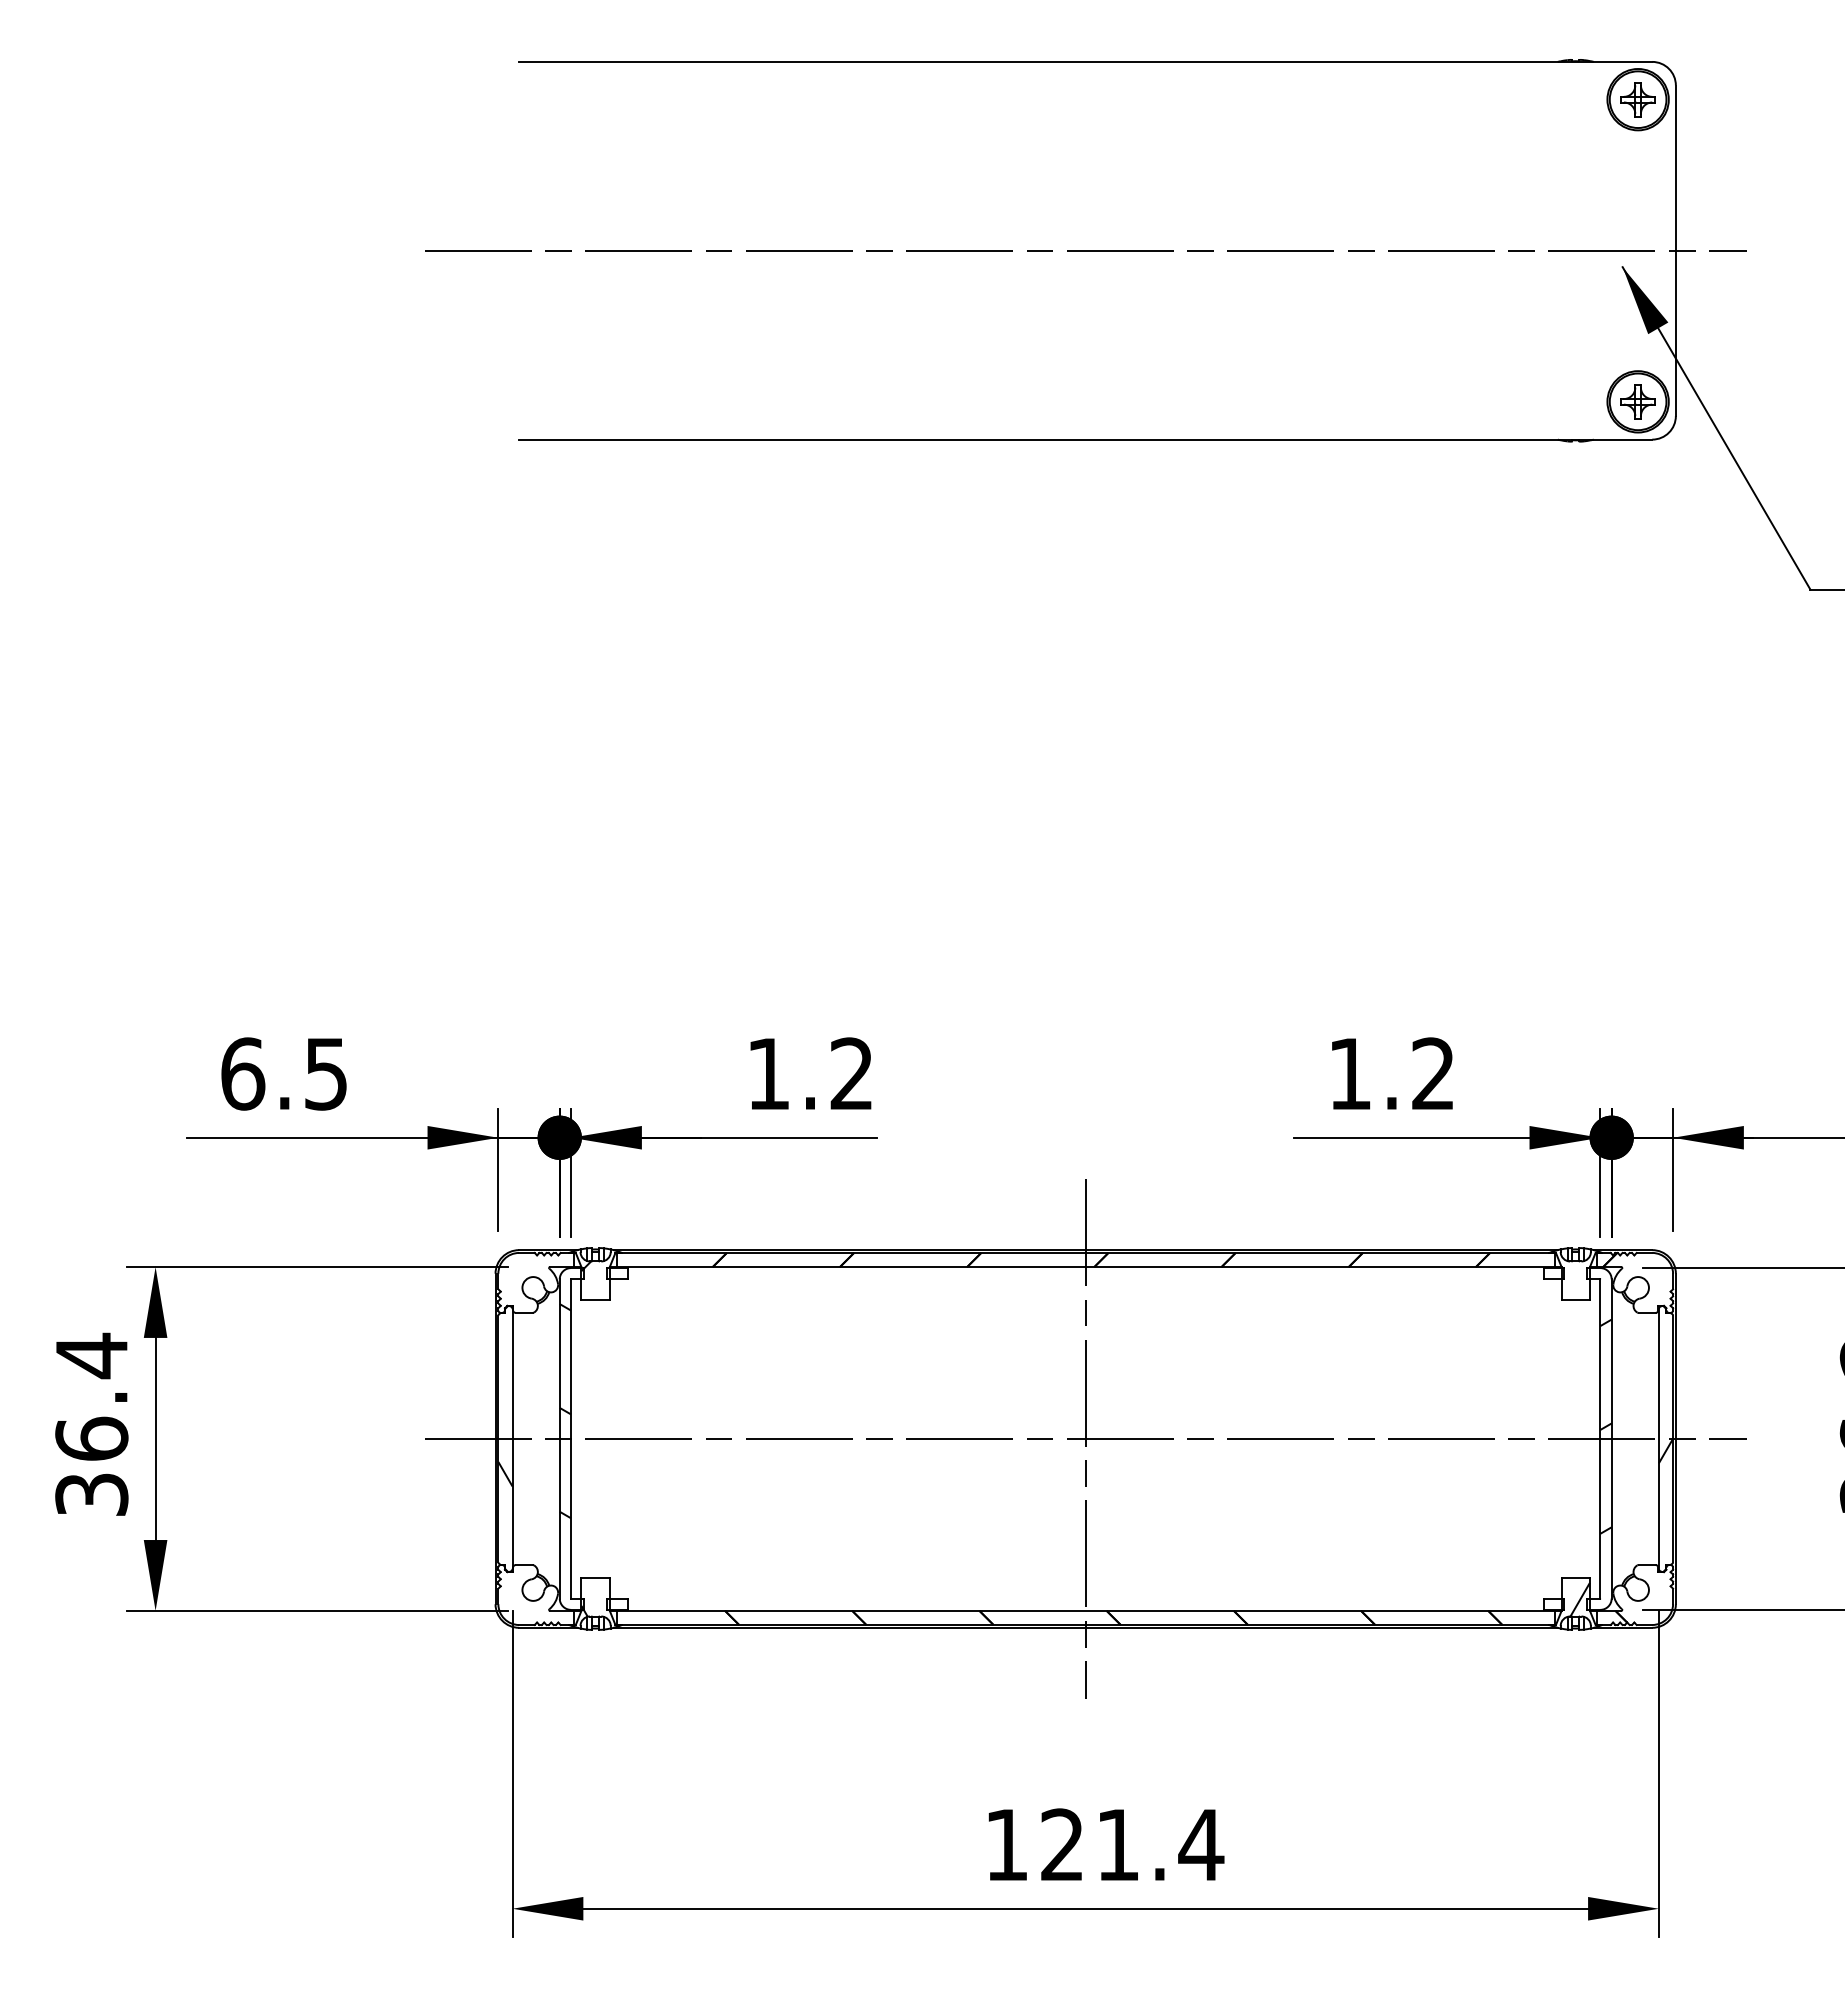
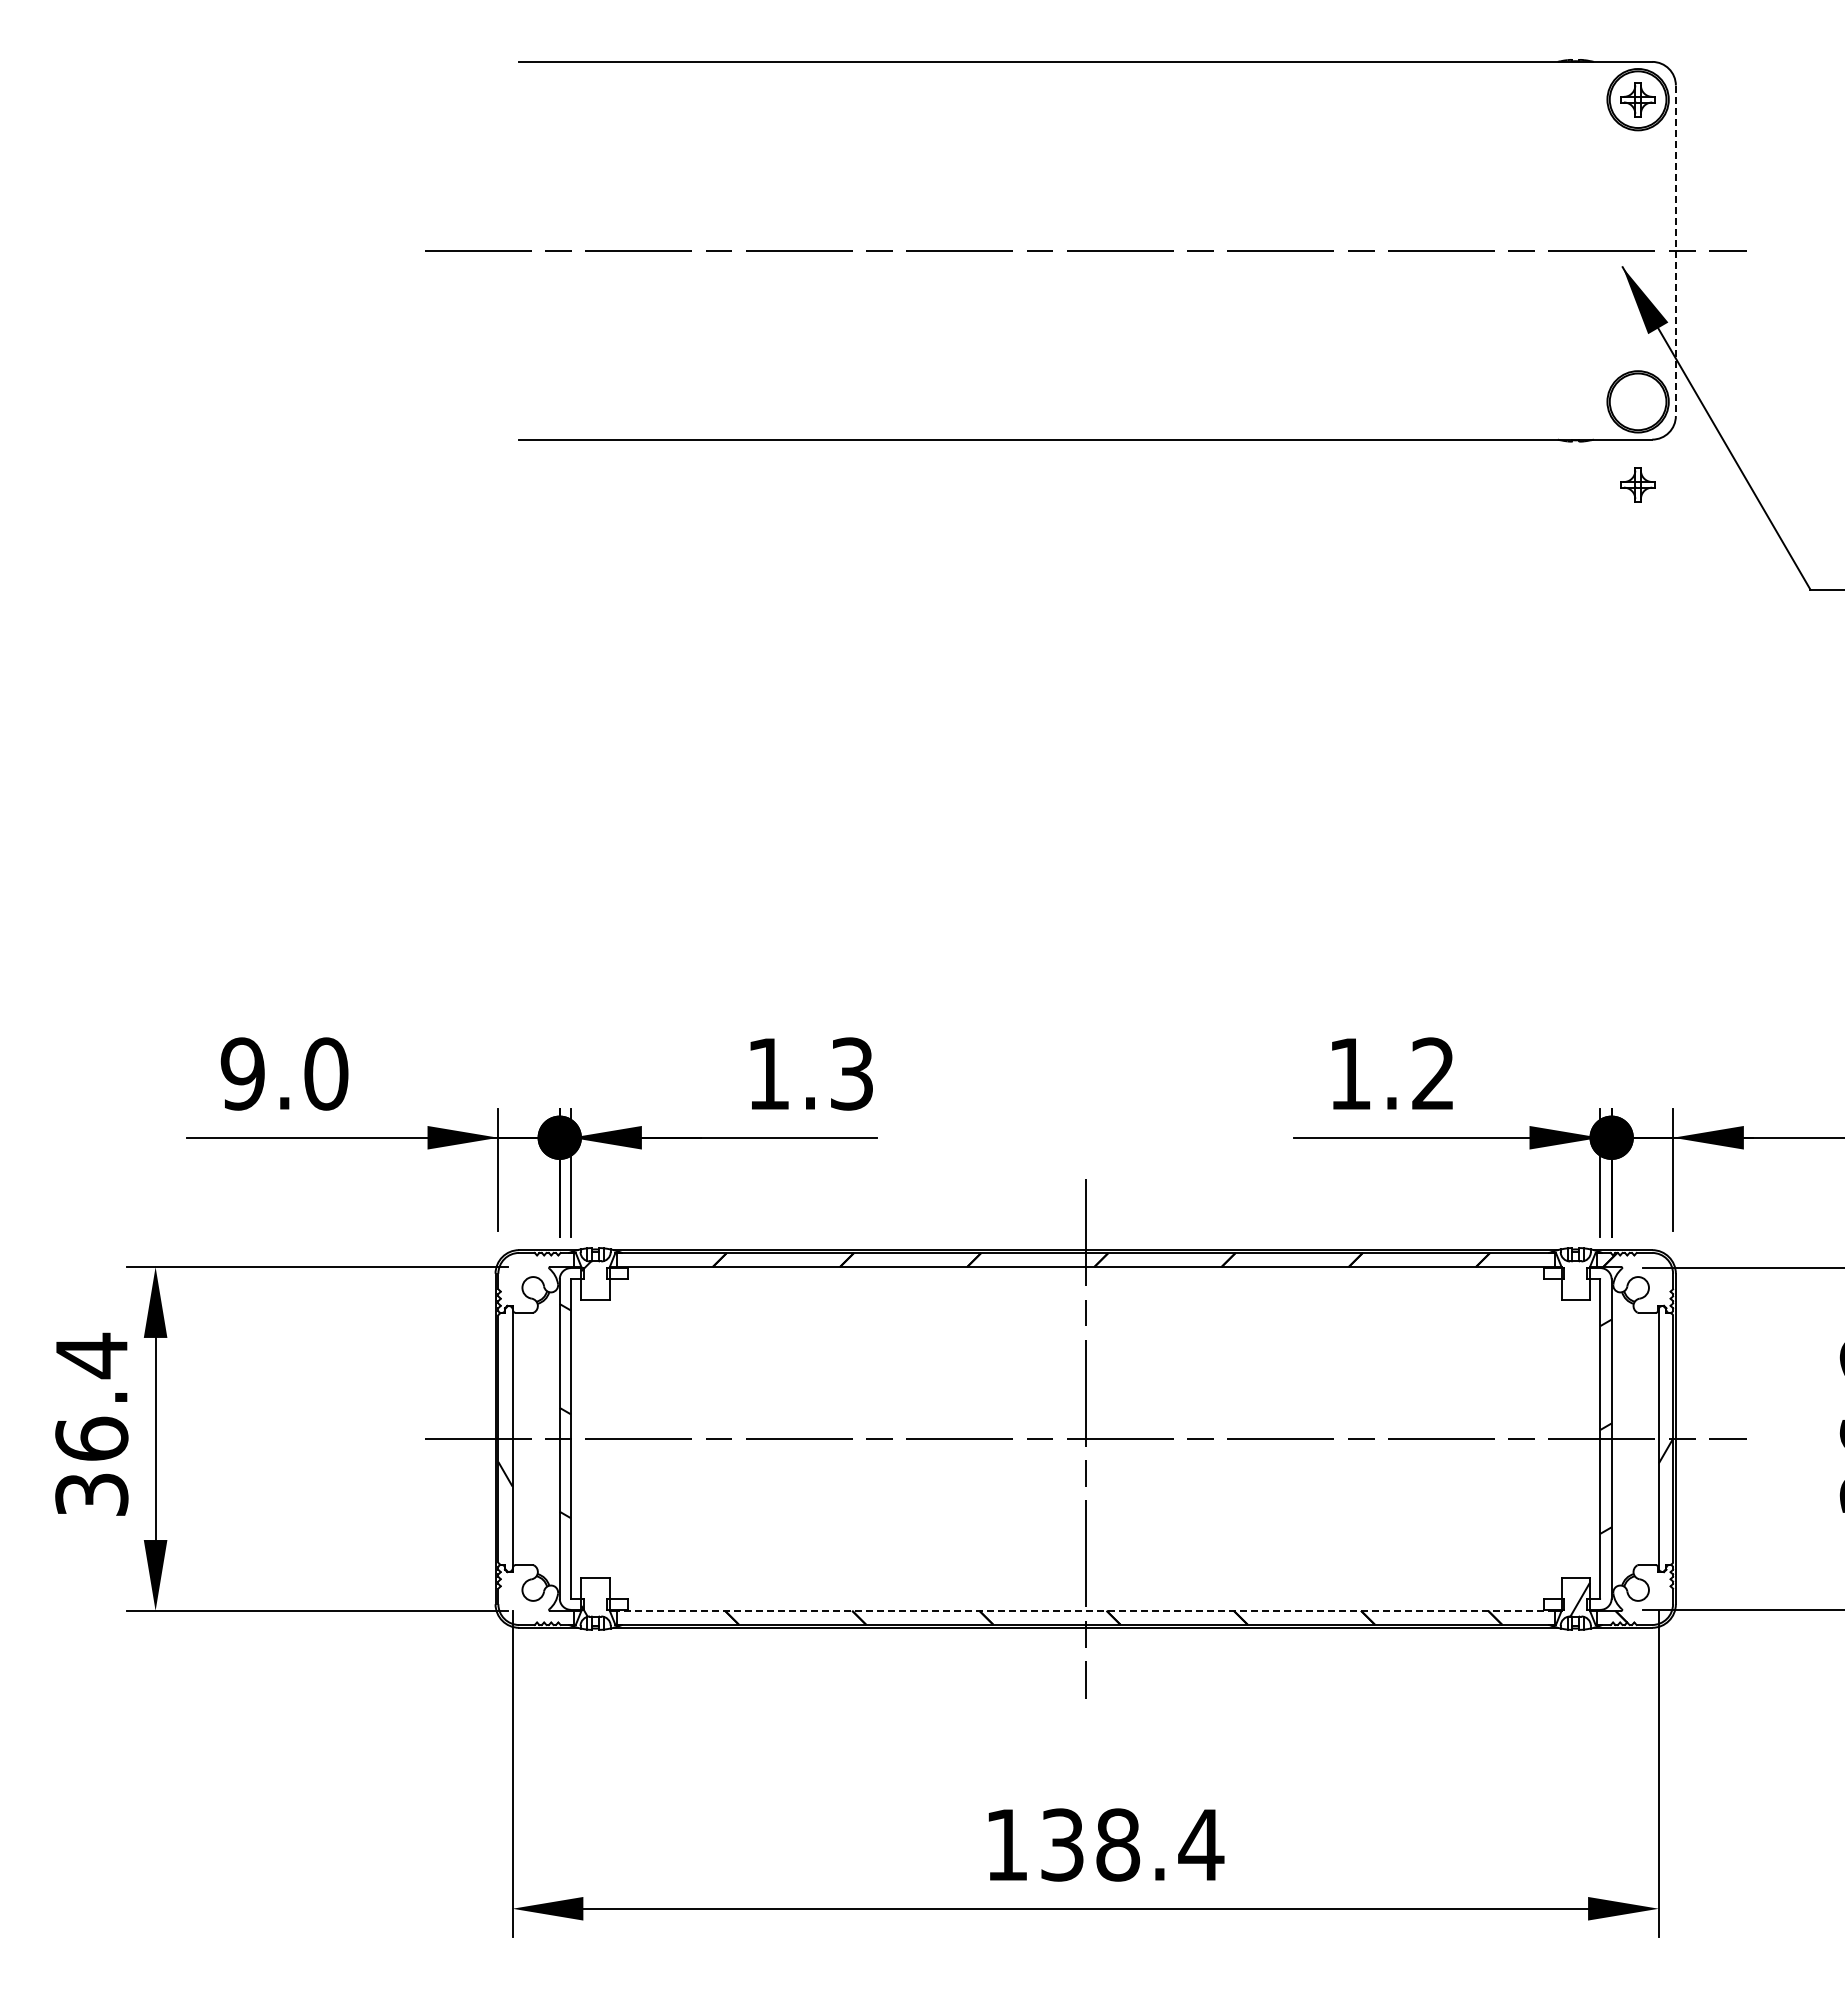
line: solid -> dashed (1675, 251)
part position: (1637, 401) -> (1637, 484) (1637, 484)
text: 6.5 -> 9.0 (284, 1073)
text: 1.2 -> 1.3 (851, 1073)
line: solid -> dashed (1085, 1610)
text: 121.4 -> 138.4 (1090, 1844)
